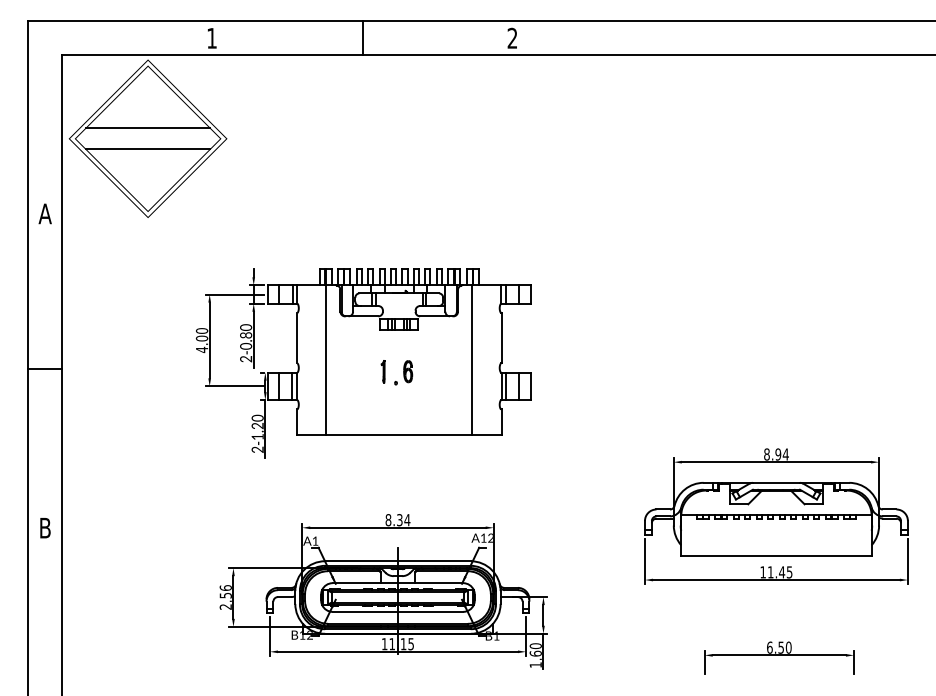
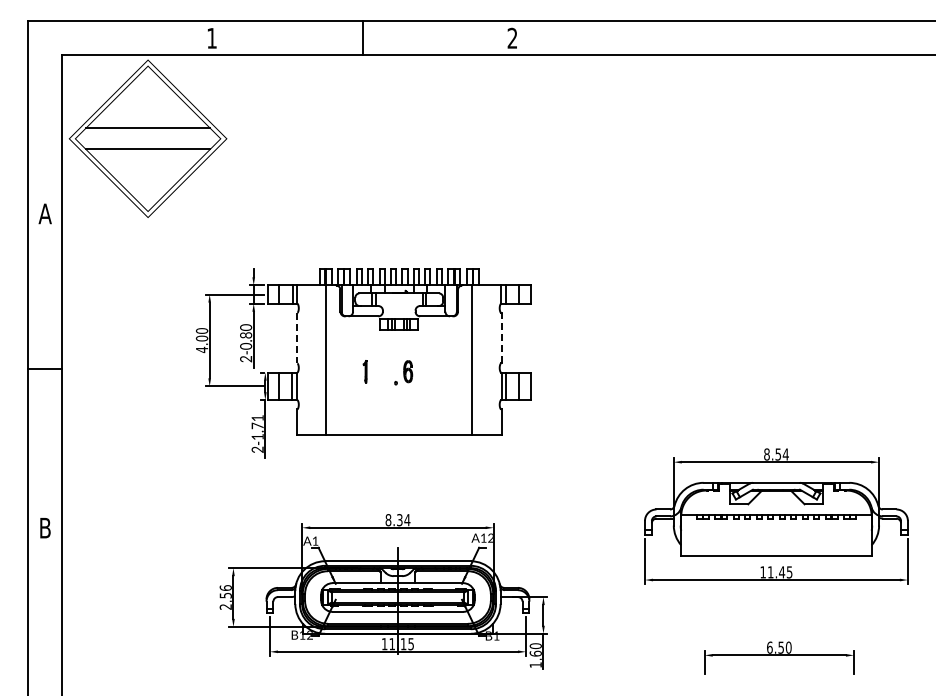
line: solid -> dashed (501, 337)
line: solid -> dashed (296, 338)
part position: (382, 371) -> (364, 371) (364, 371)
text: 2-1.20 -> 2-1.71 (257, 421)
text: 8.94 -> 8.54 (778, 454)
